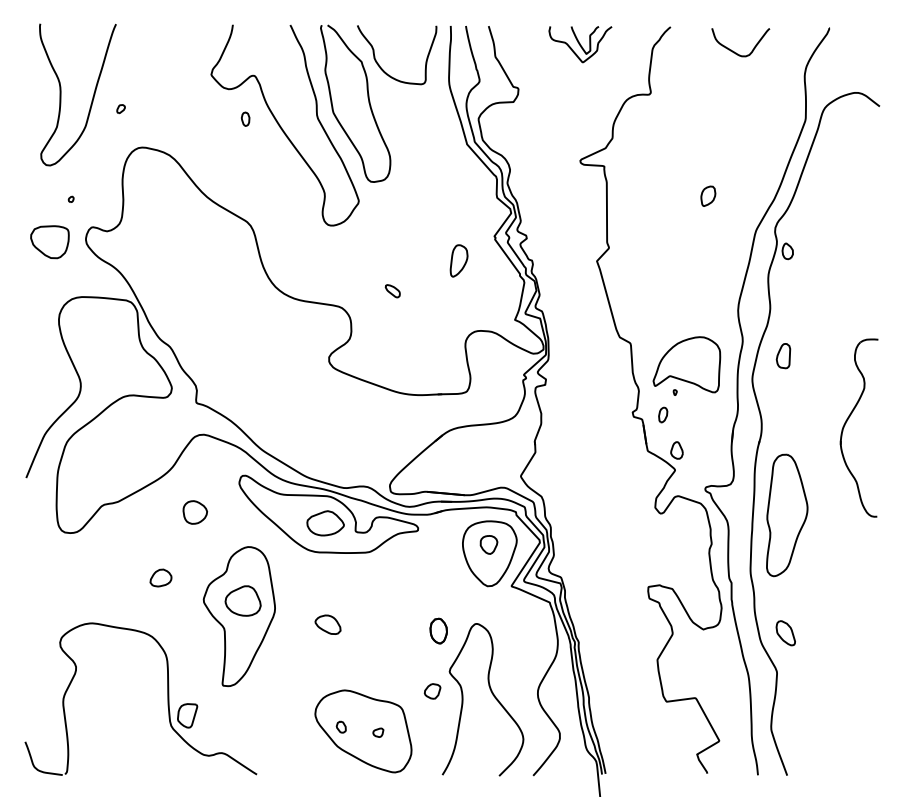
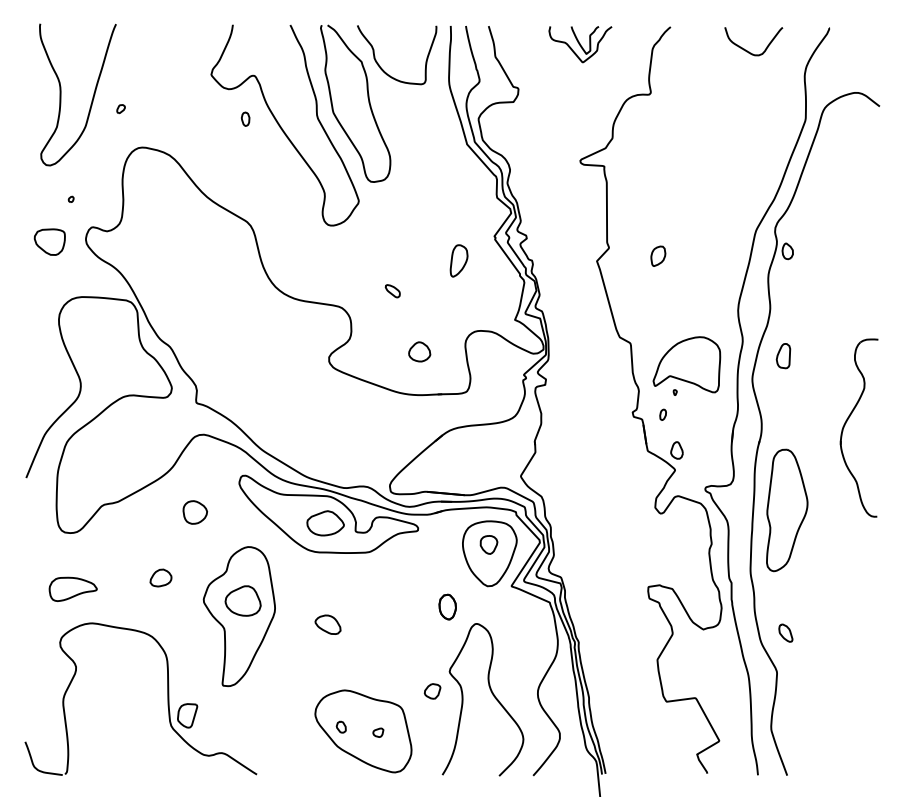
curve position: (736, 52) -> (749, 51) (749, 51)
part position: (708, 195) -> (658, 255) (658, 255)
part size: 40x35 px -> 33x28 px (49, 241)
part: none -> present (419, 351)
part size: 11x18 px -> 8x13 px (662, 414)
part position: (787, 515) -> (787, 510) (787, 510)
part: none -> present (72, 588)
part position: (438, 630) -> (447, 606) (447, 606)
part size: 21x27 px -> 16x20 px (785, 632)
